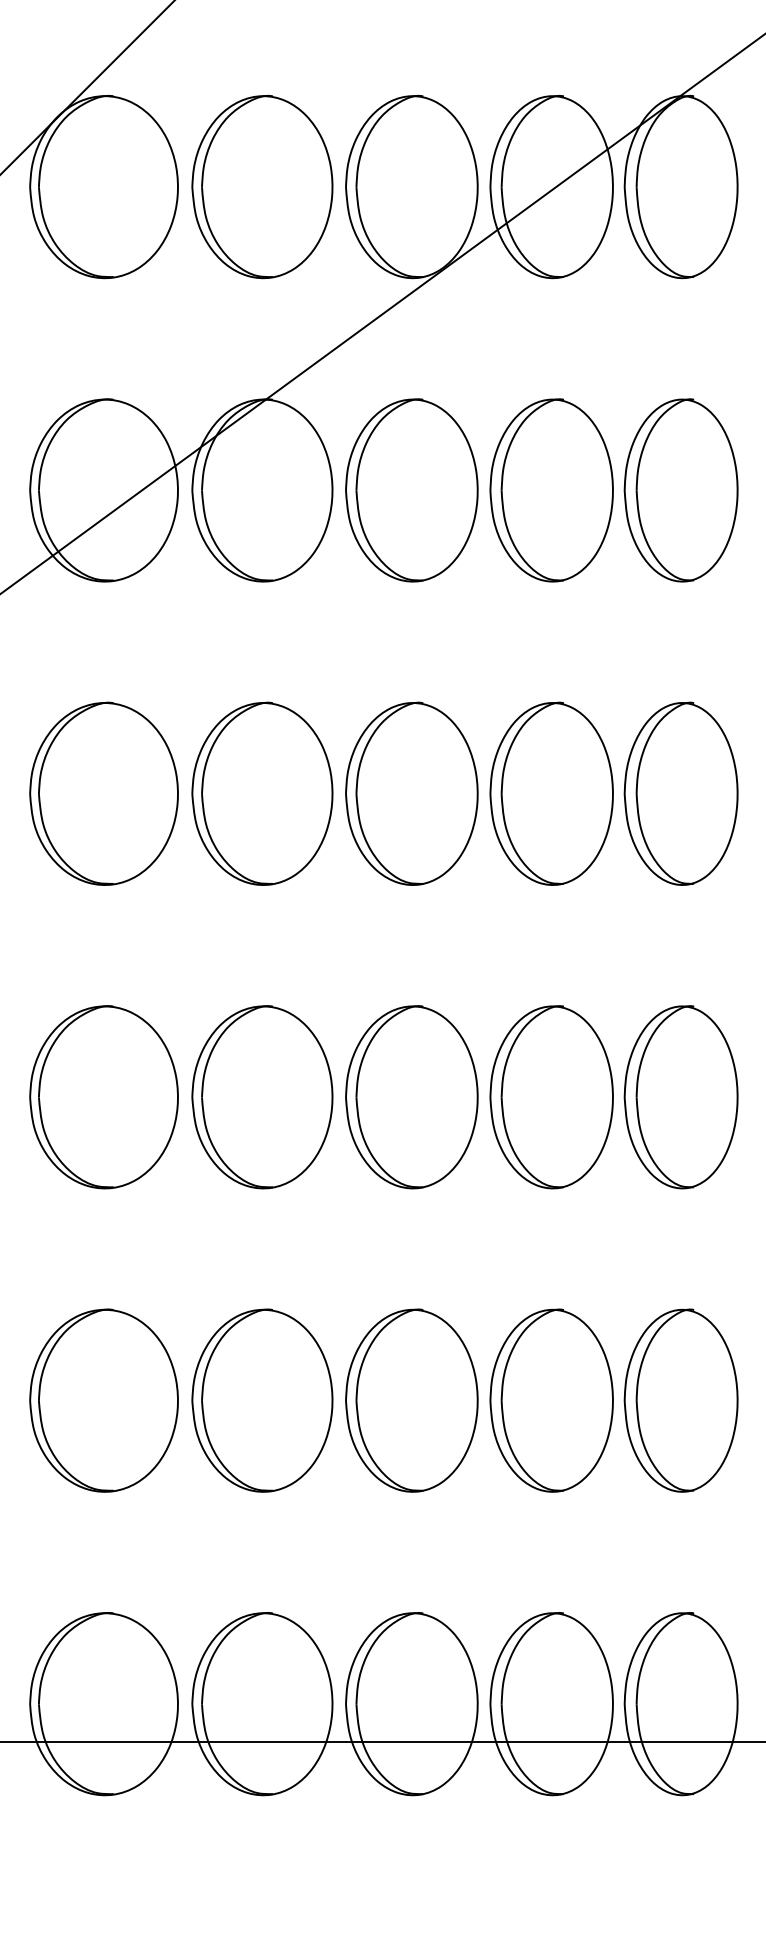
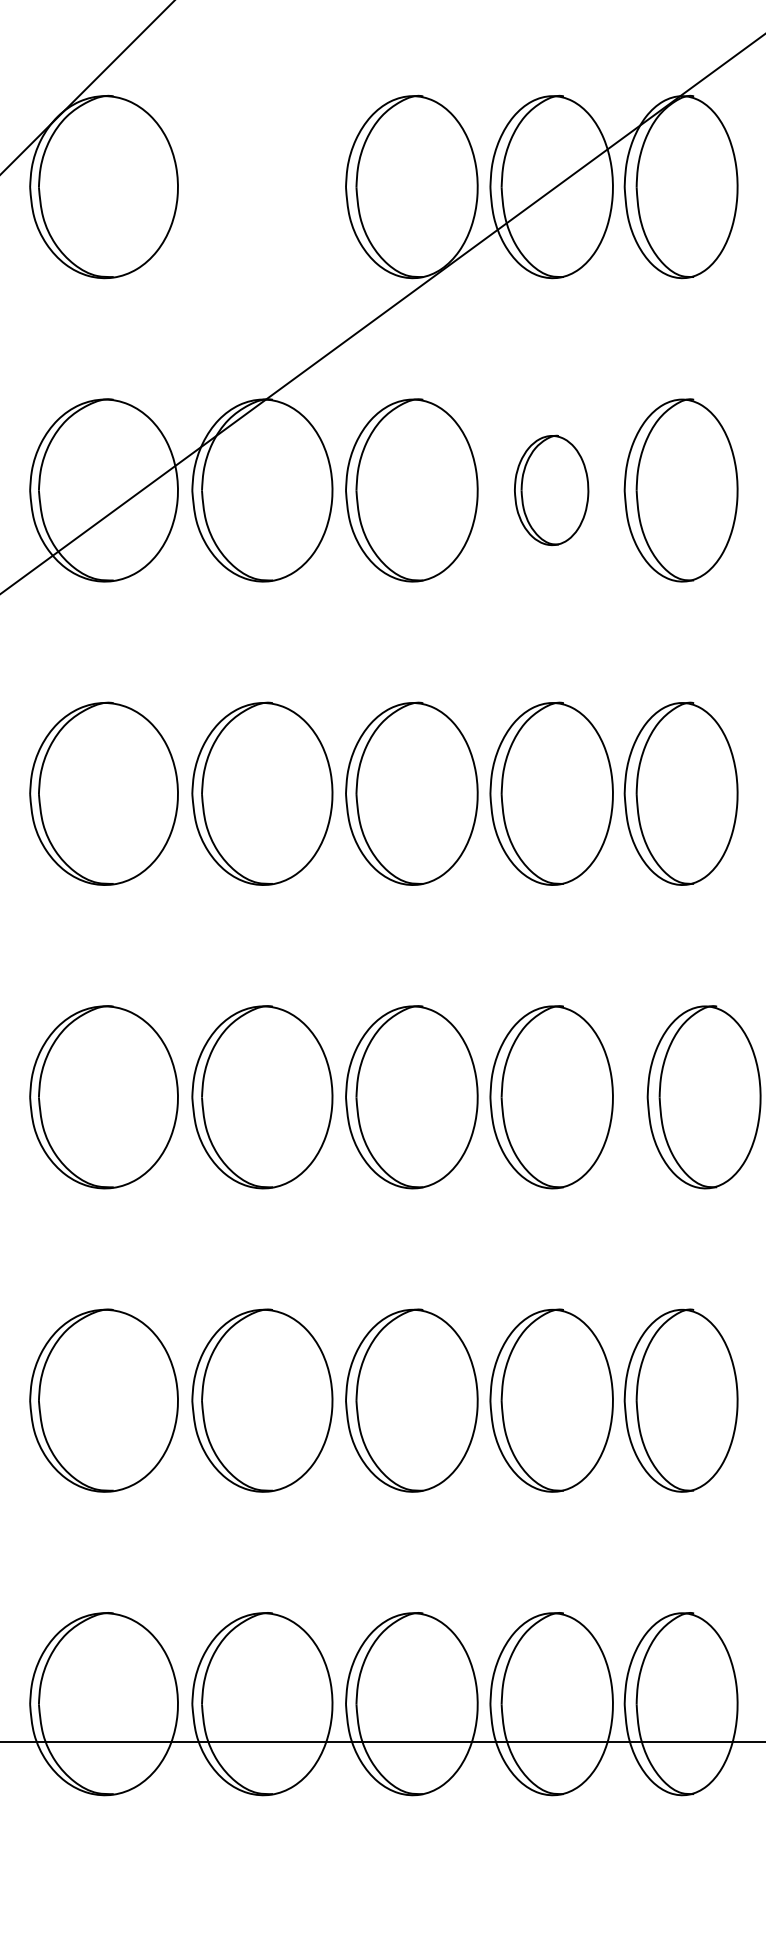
part: present -> none (262, 187)
part size: 125x185 px -> 76x112 px (551, 489)
part position: (680, 1097) -> (703, 1097) (703, 1097)
